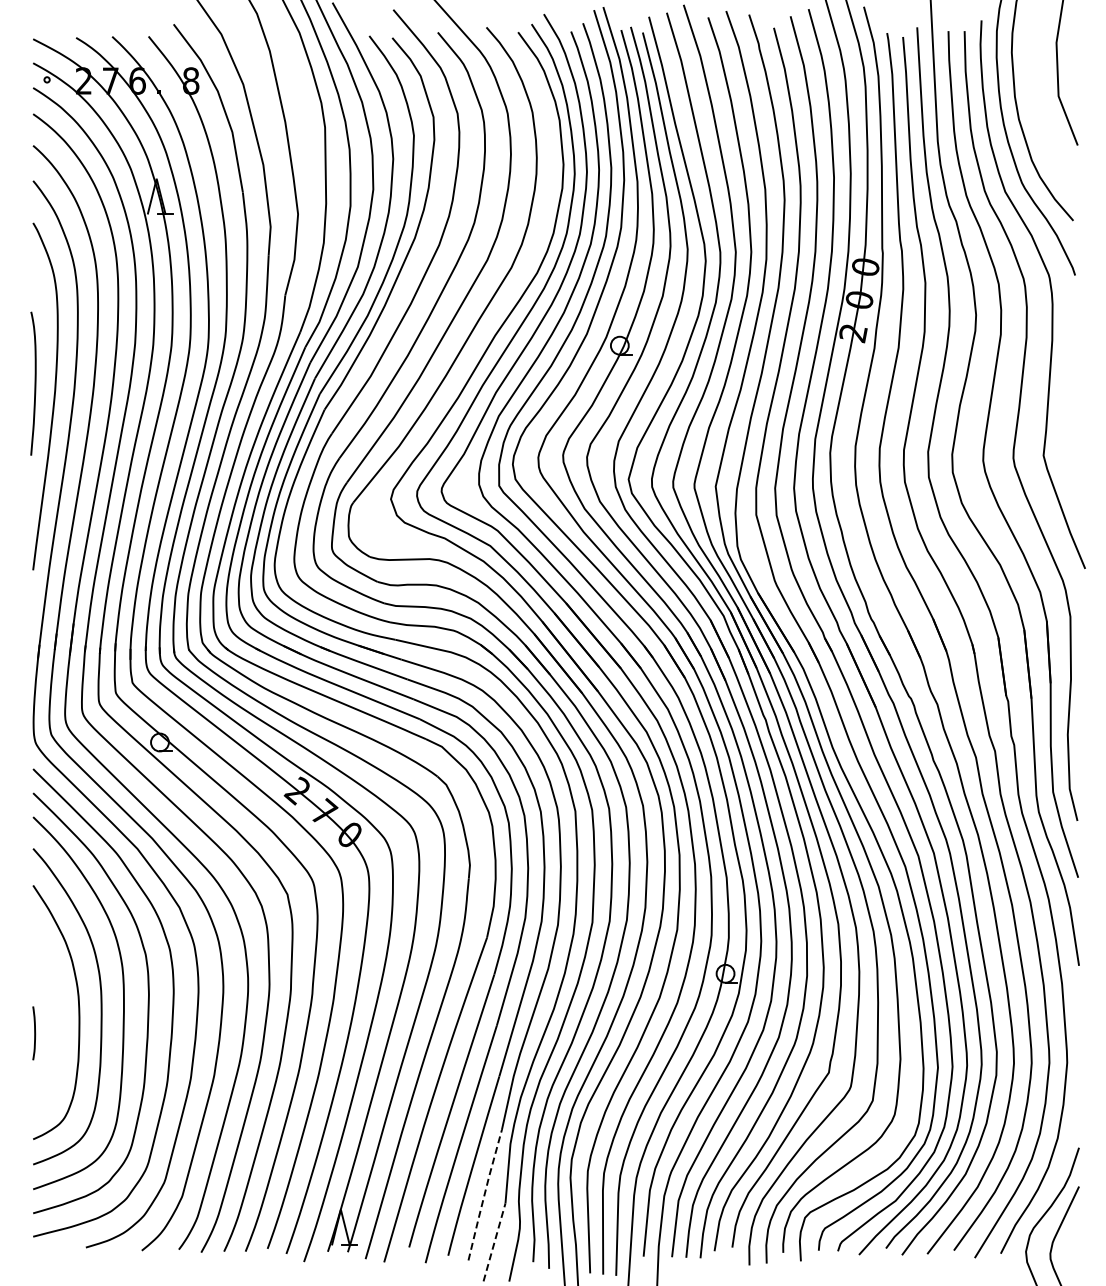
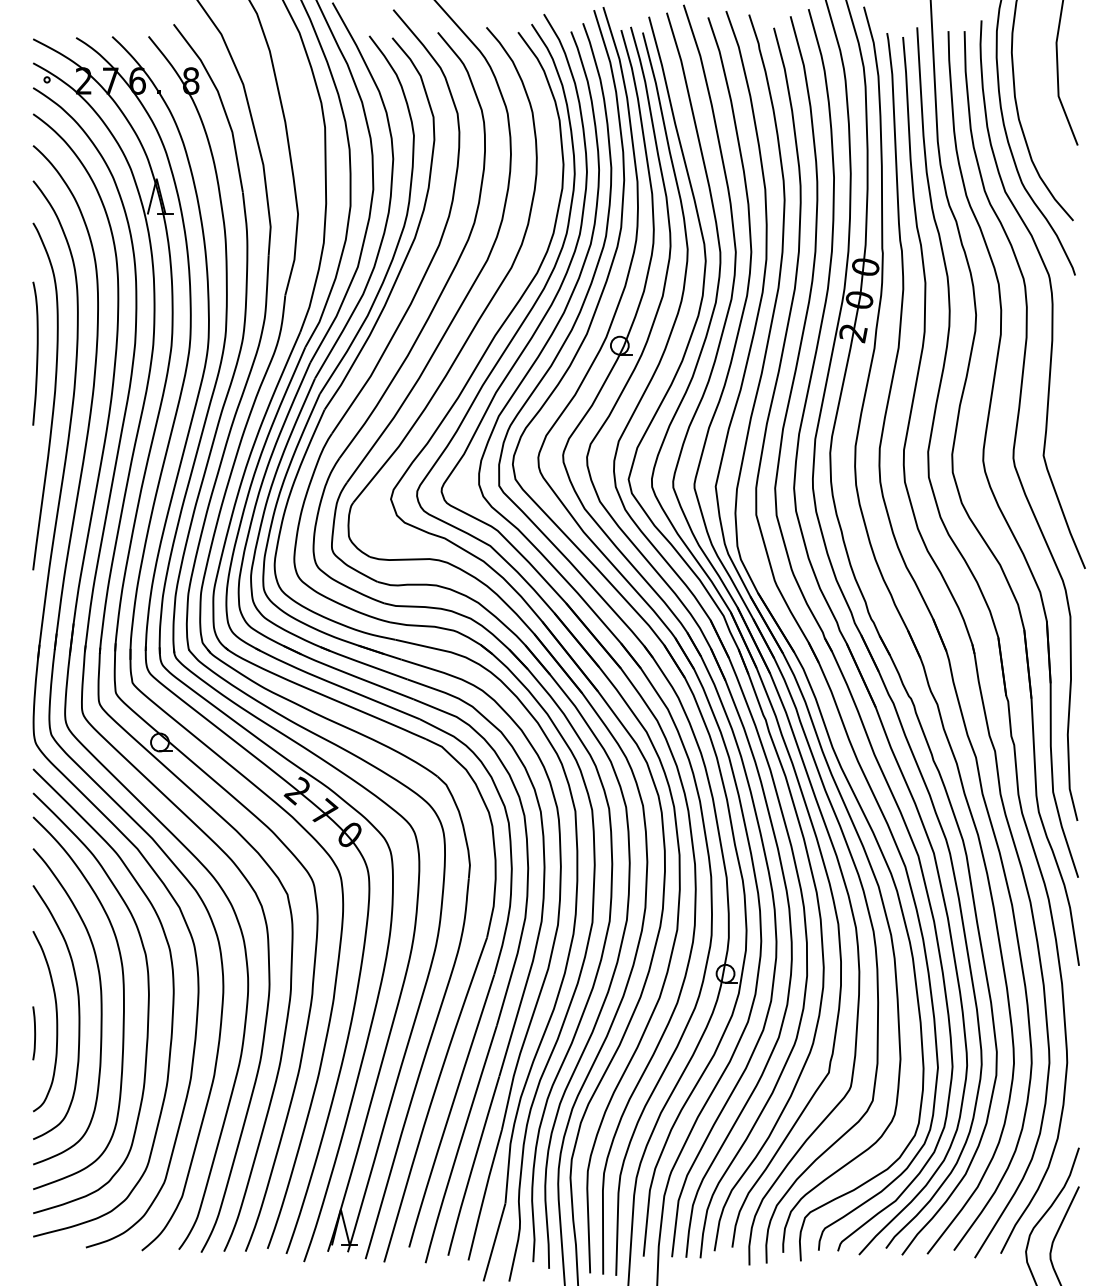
curve position: (34, 383) -> (36, 353) (36, 353)
curve: none -> present (56, 1021)
line: dashed -> solid (484, 1194)
line: dashed -> solid (494, 1242)
